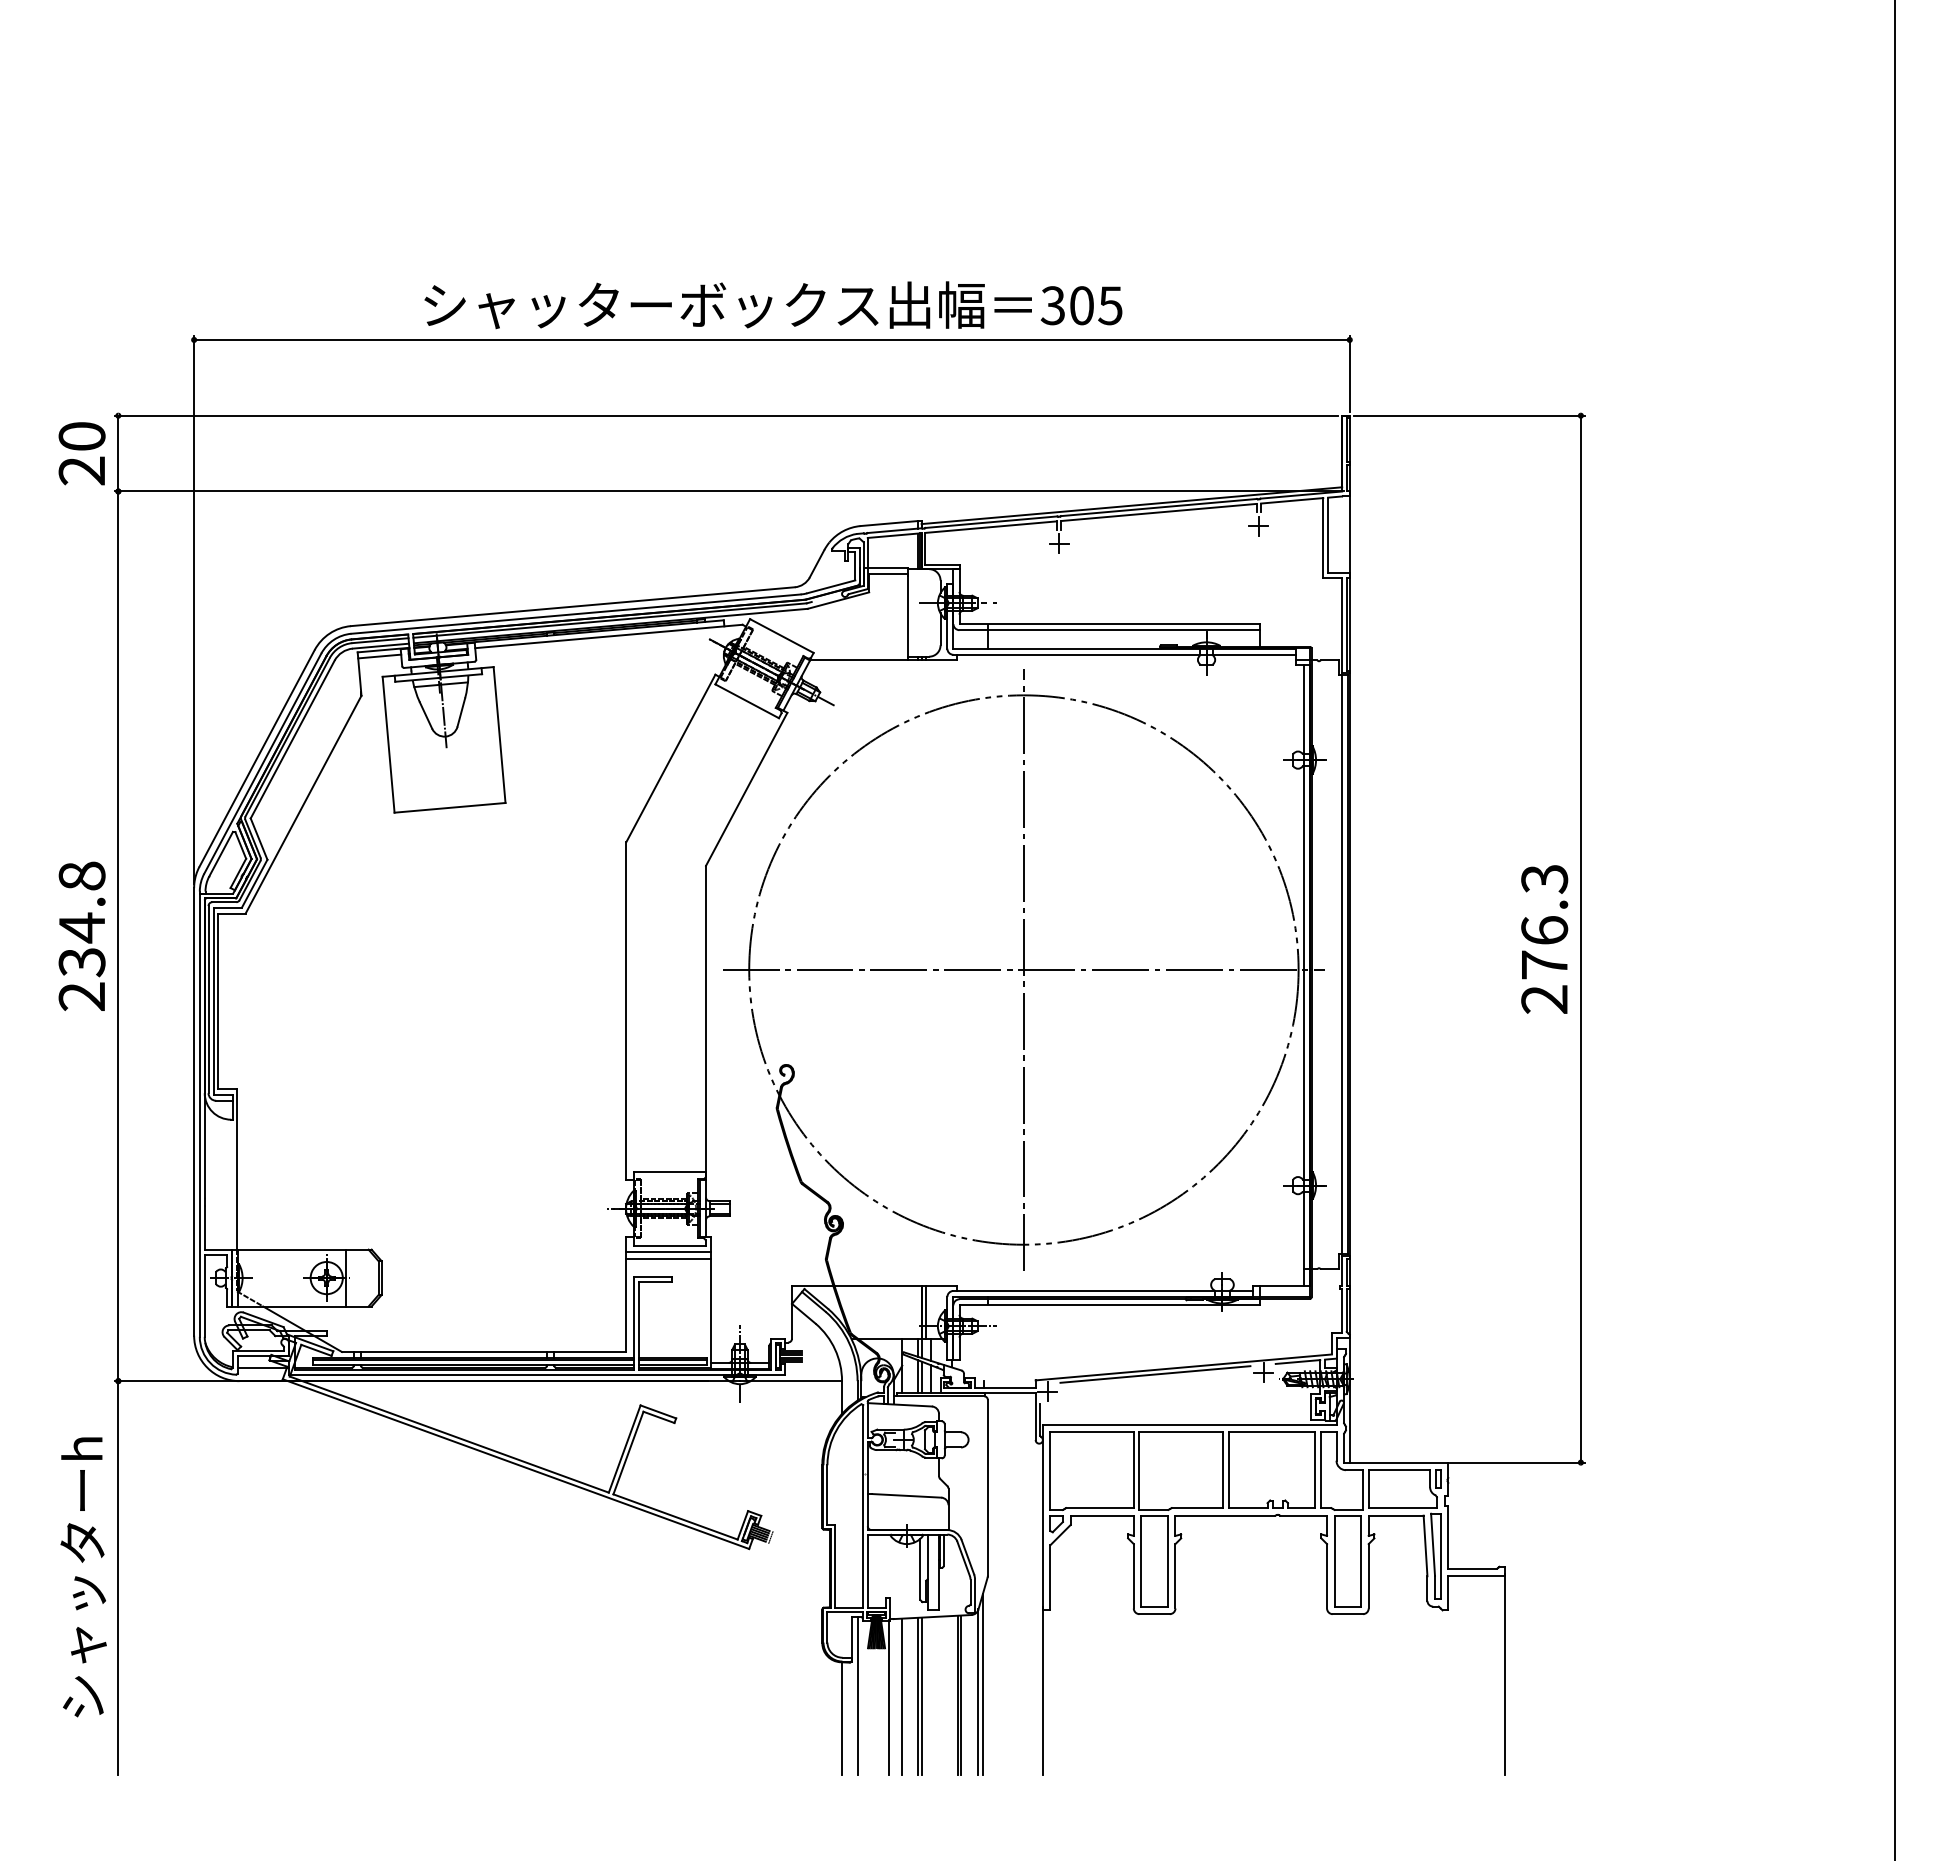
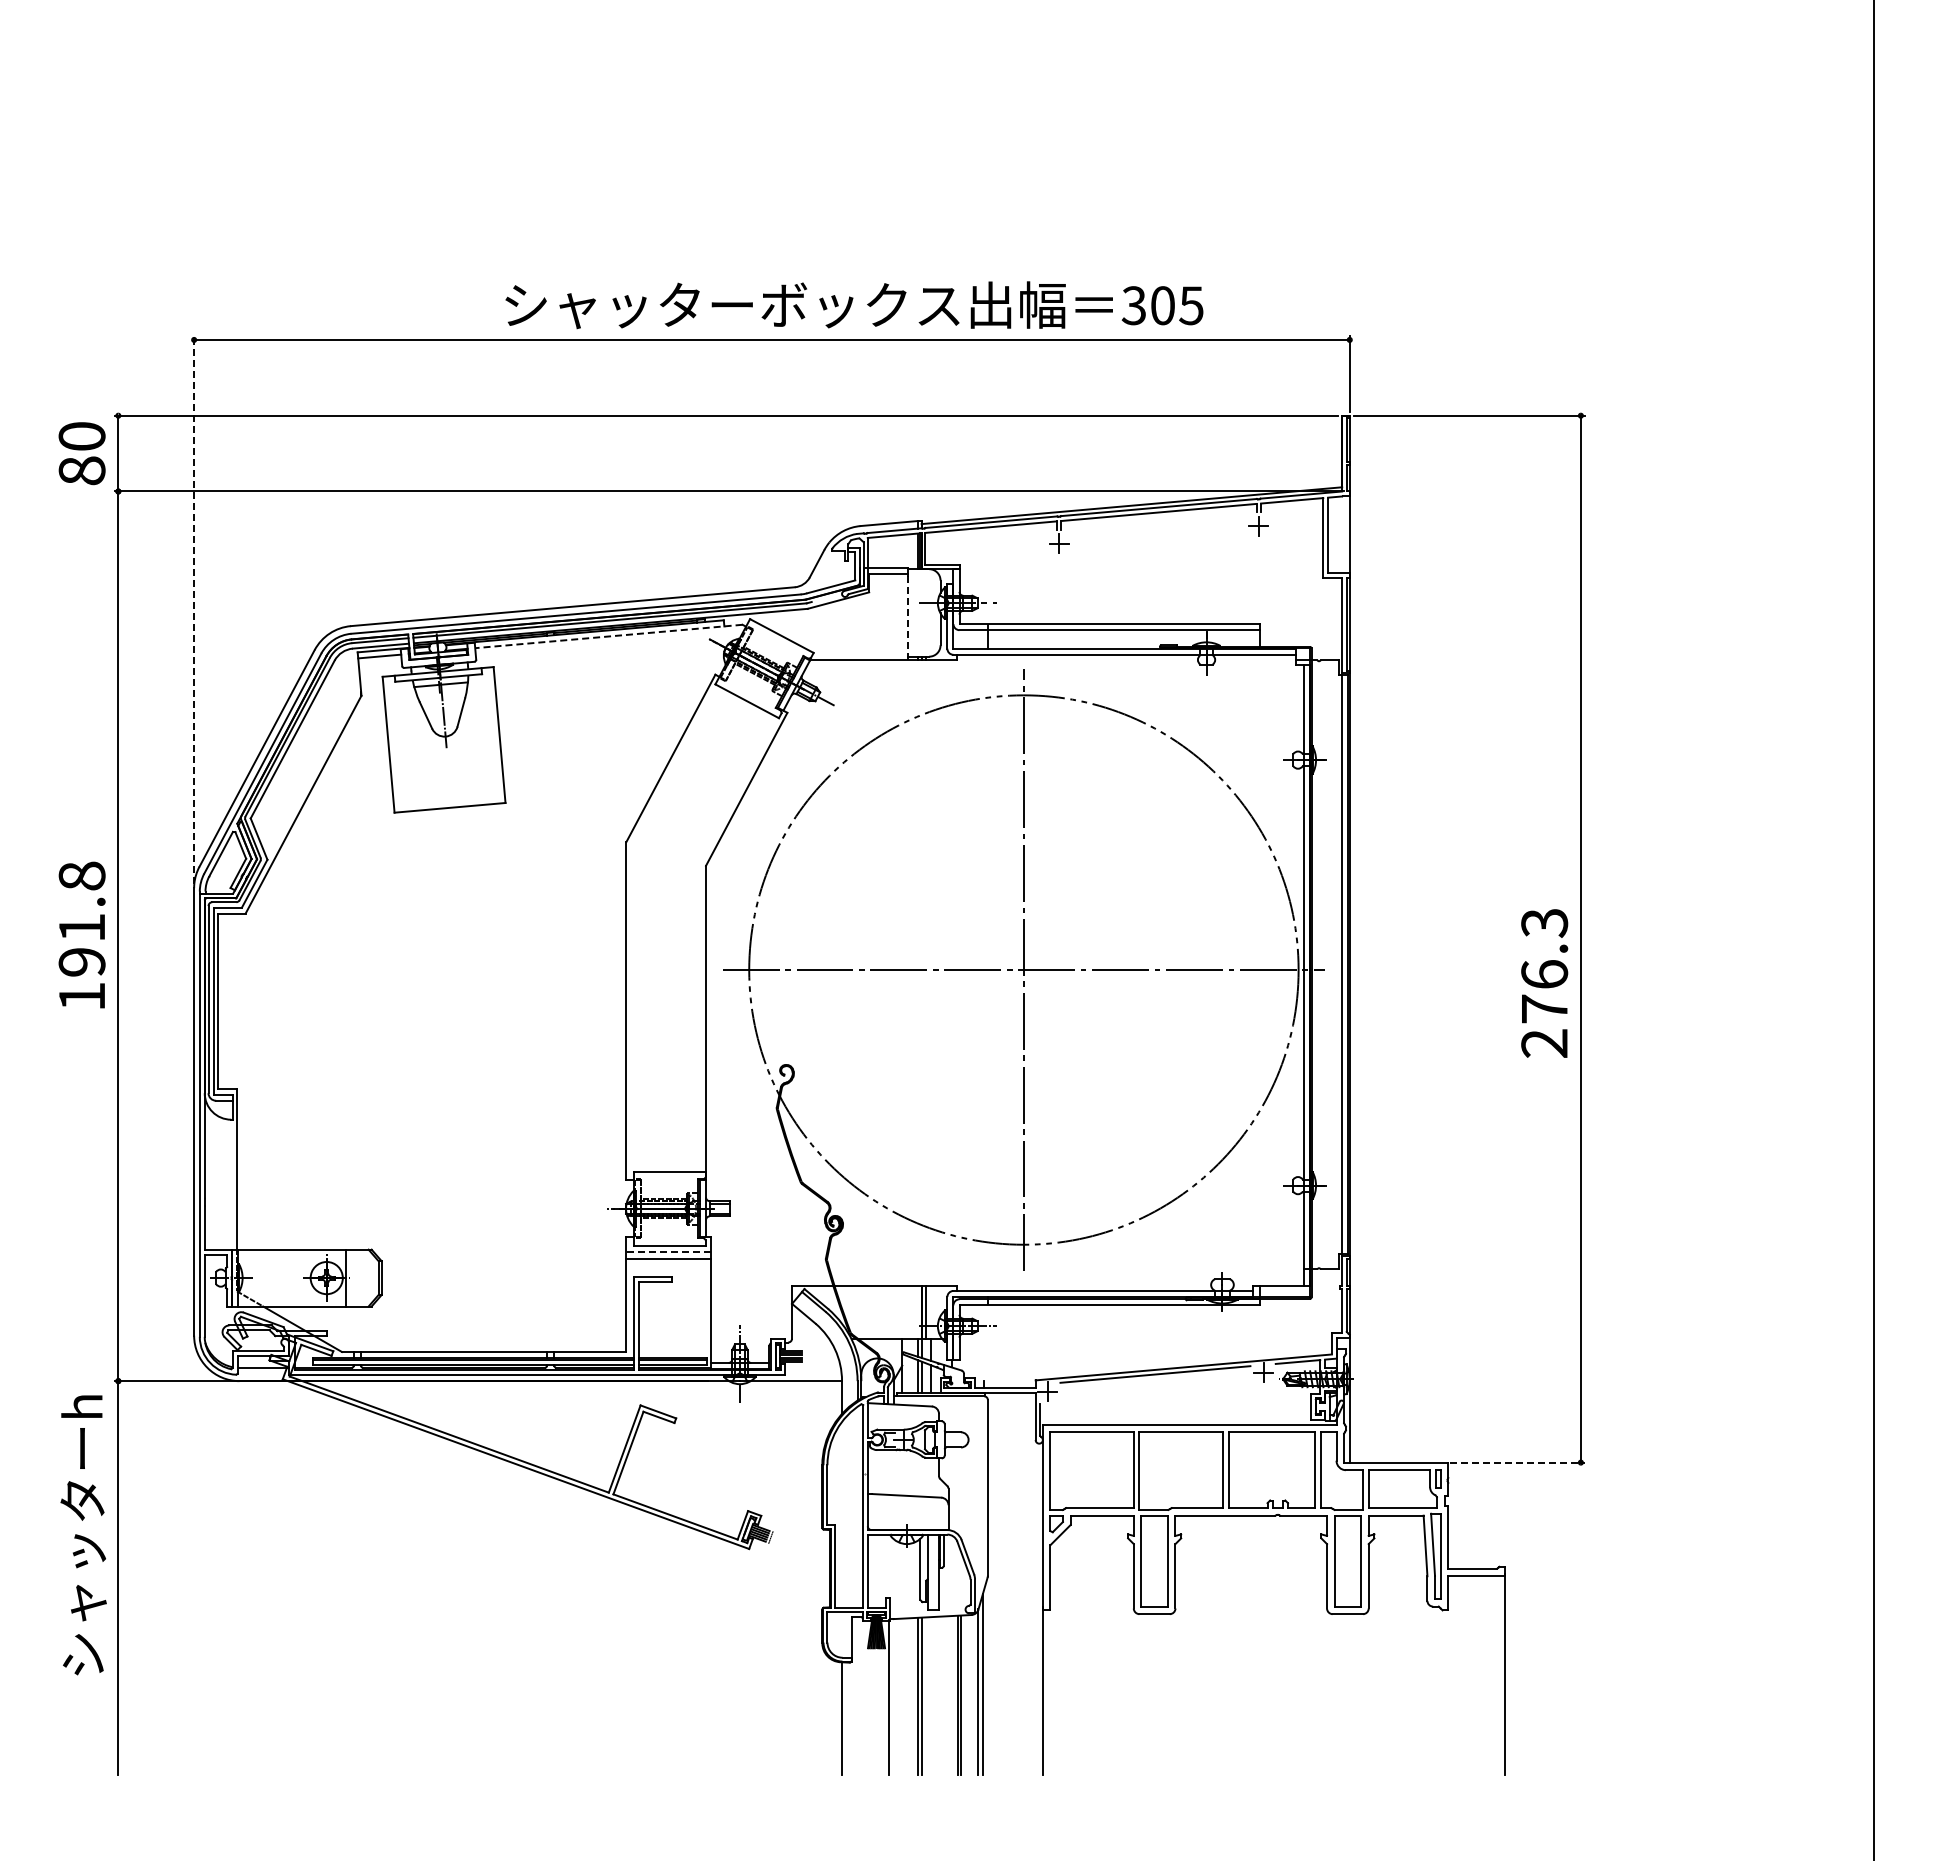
text position: (773, 305) -> (854, 305) (854, 305)
text: 20 -> 80 (81, 470)
line: solid -> dashed (194, 609)
line: solid -> dashed (907, 617)
line: solid -> dashed (608, 636)
line position: (1895, 929) -> (1874, 929) (1874, 929)
text position: (1544, 939) -> (1544, 983) (1544, 983)
text: 234.8 -> 191.8 (81, 961)
line: solid -> dashed (668, 1251)
line: solid -> dashed (1517, 1462)
text position: (83, 1577) -> (83, 1535) (83, 1535)
line: present -> none (857, 1696)
line: present -> none (902, 1696)
